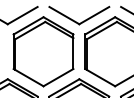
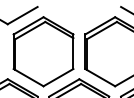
part: present -> none (81, 21)
